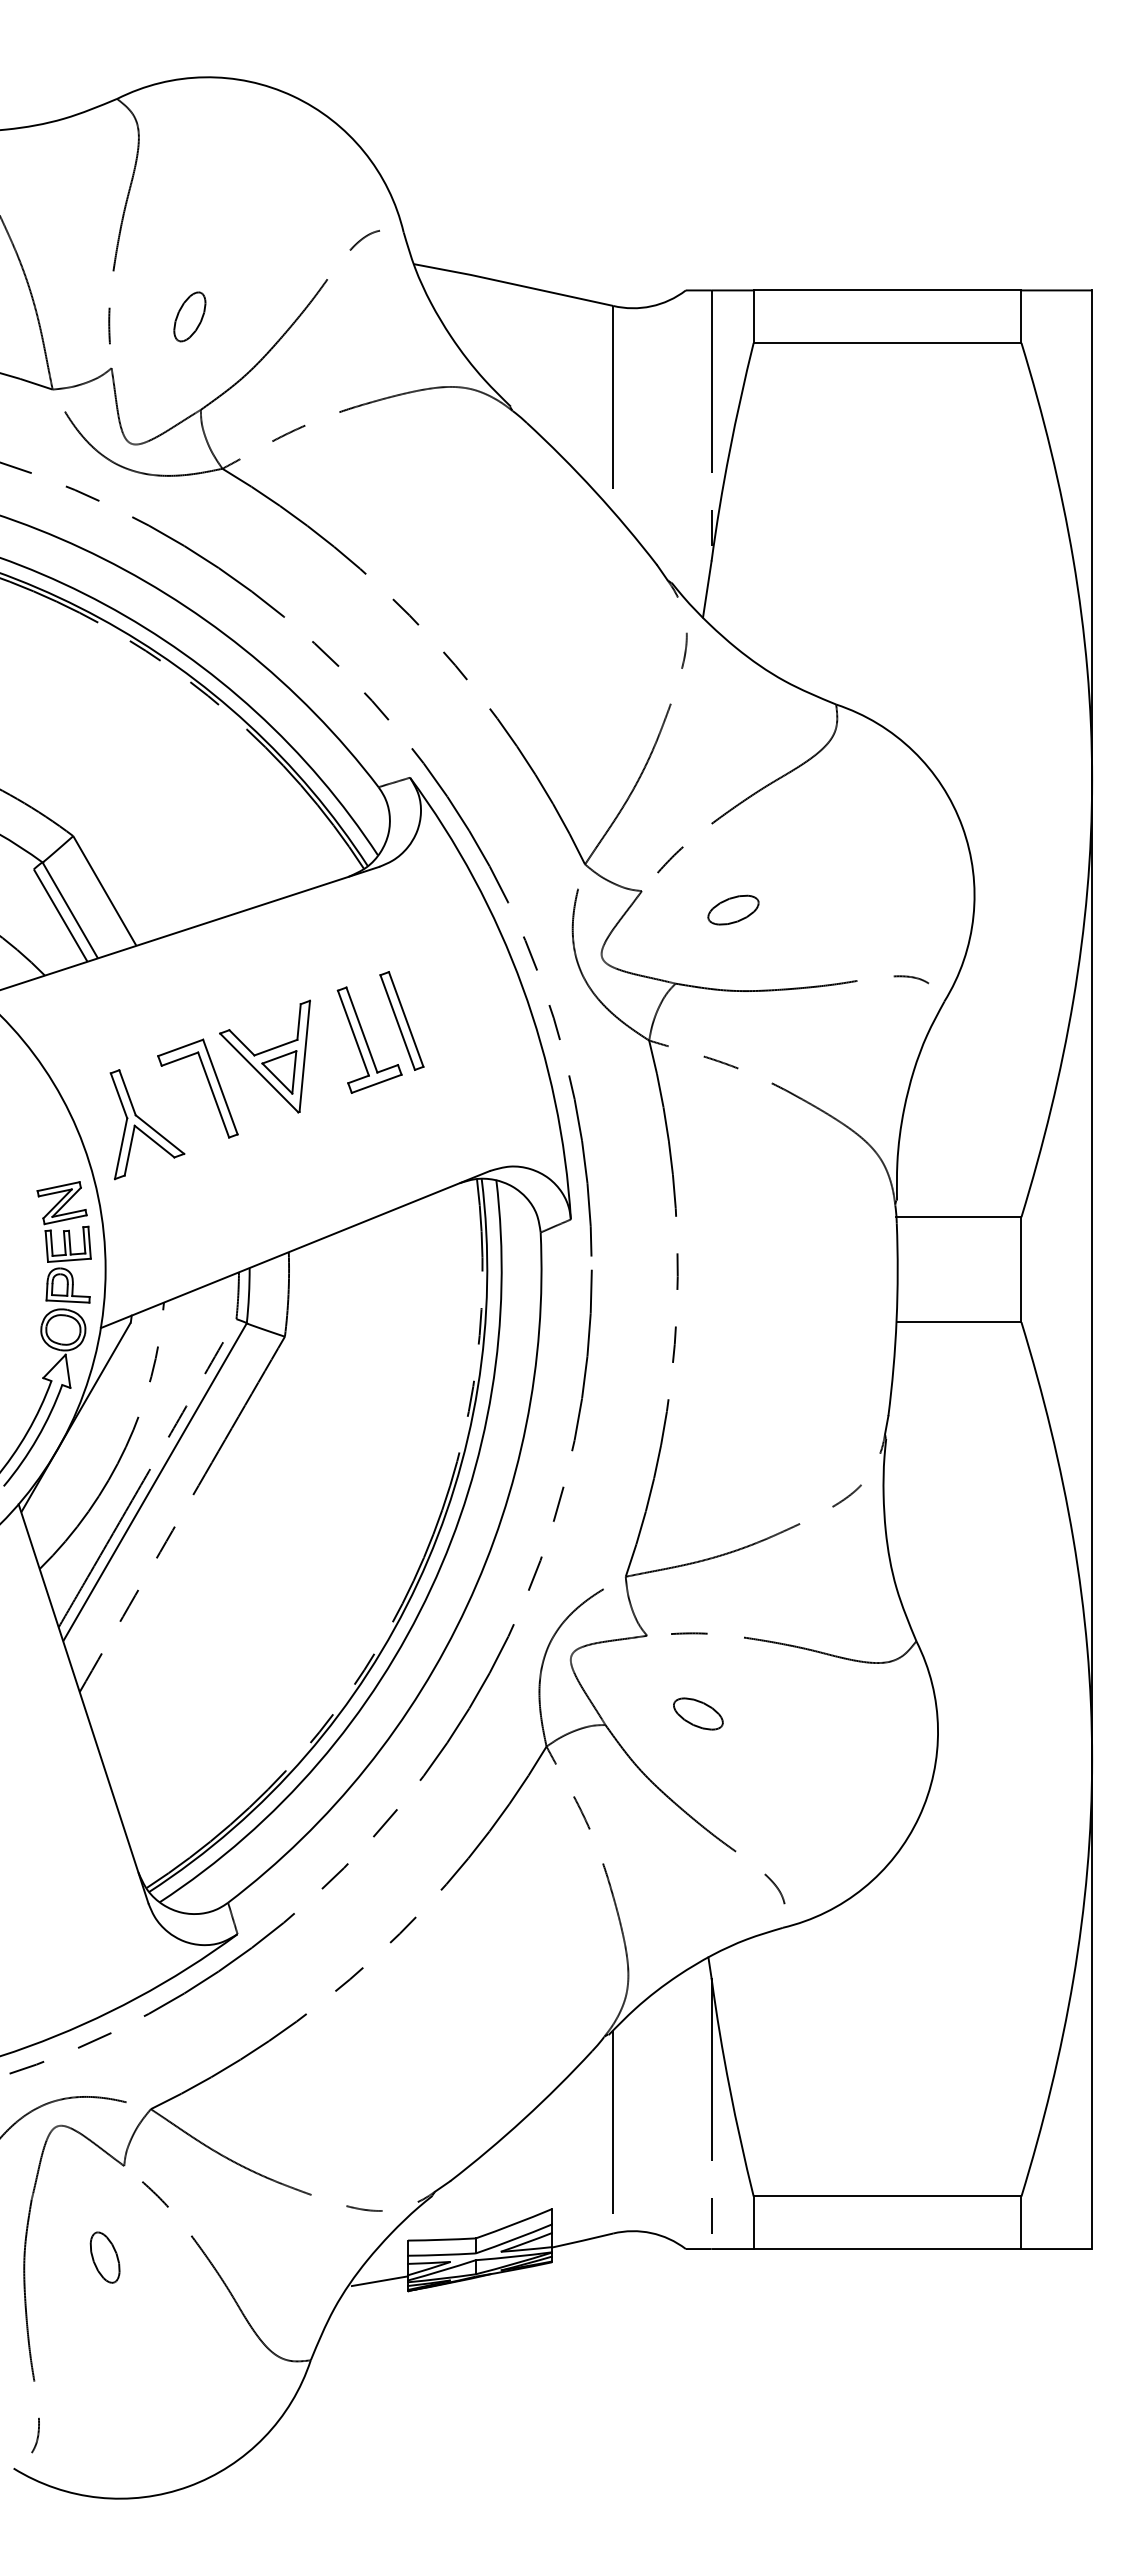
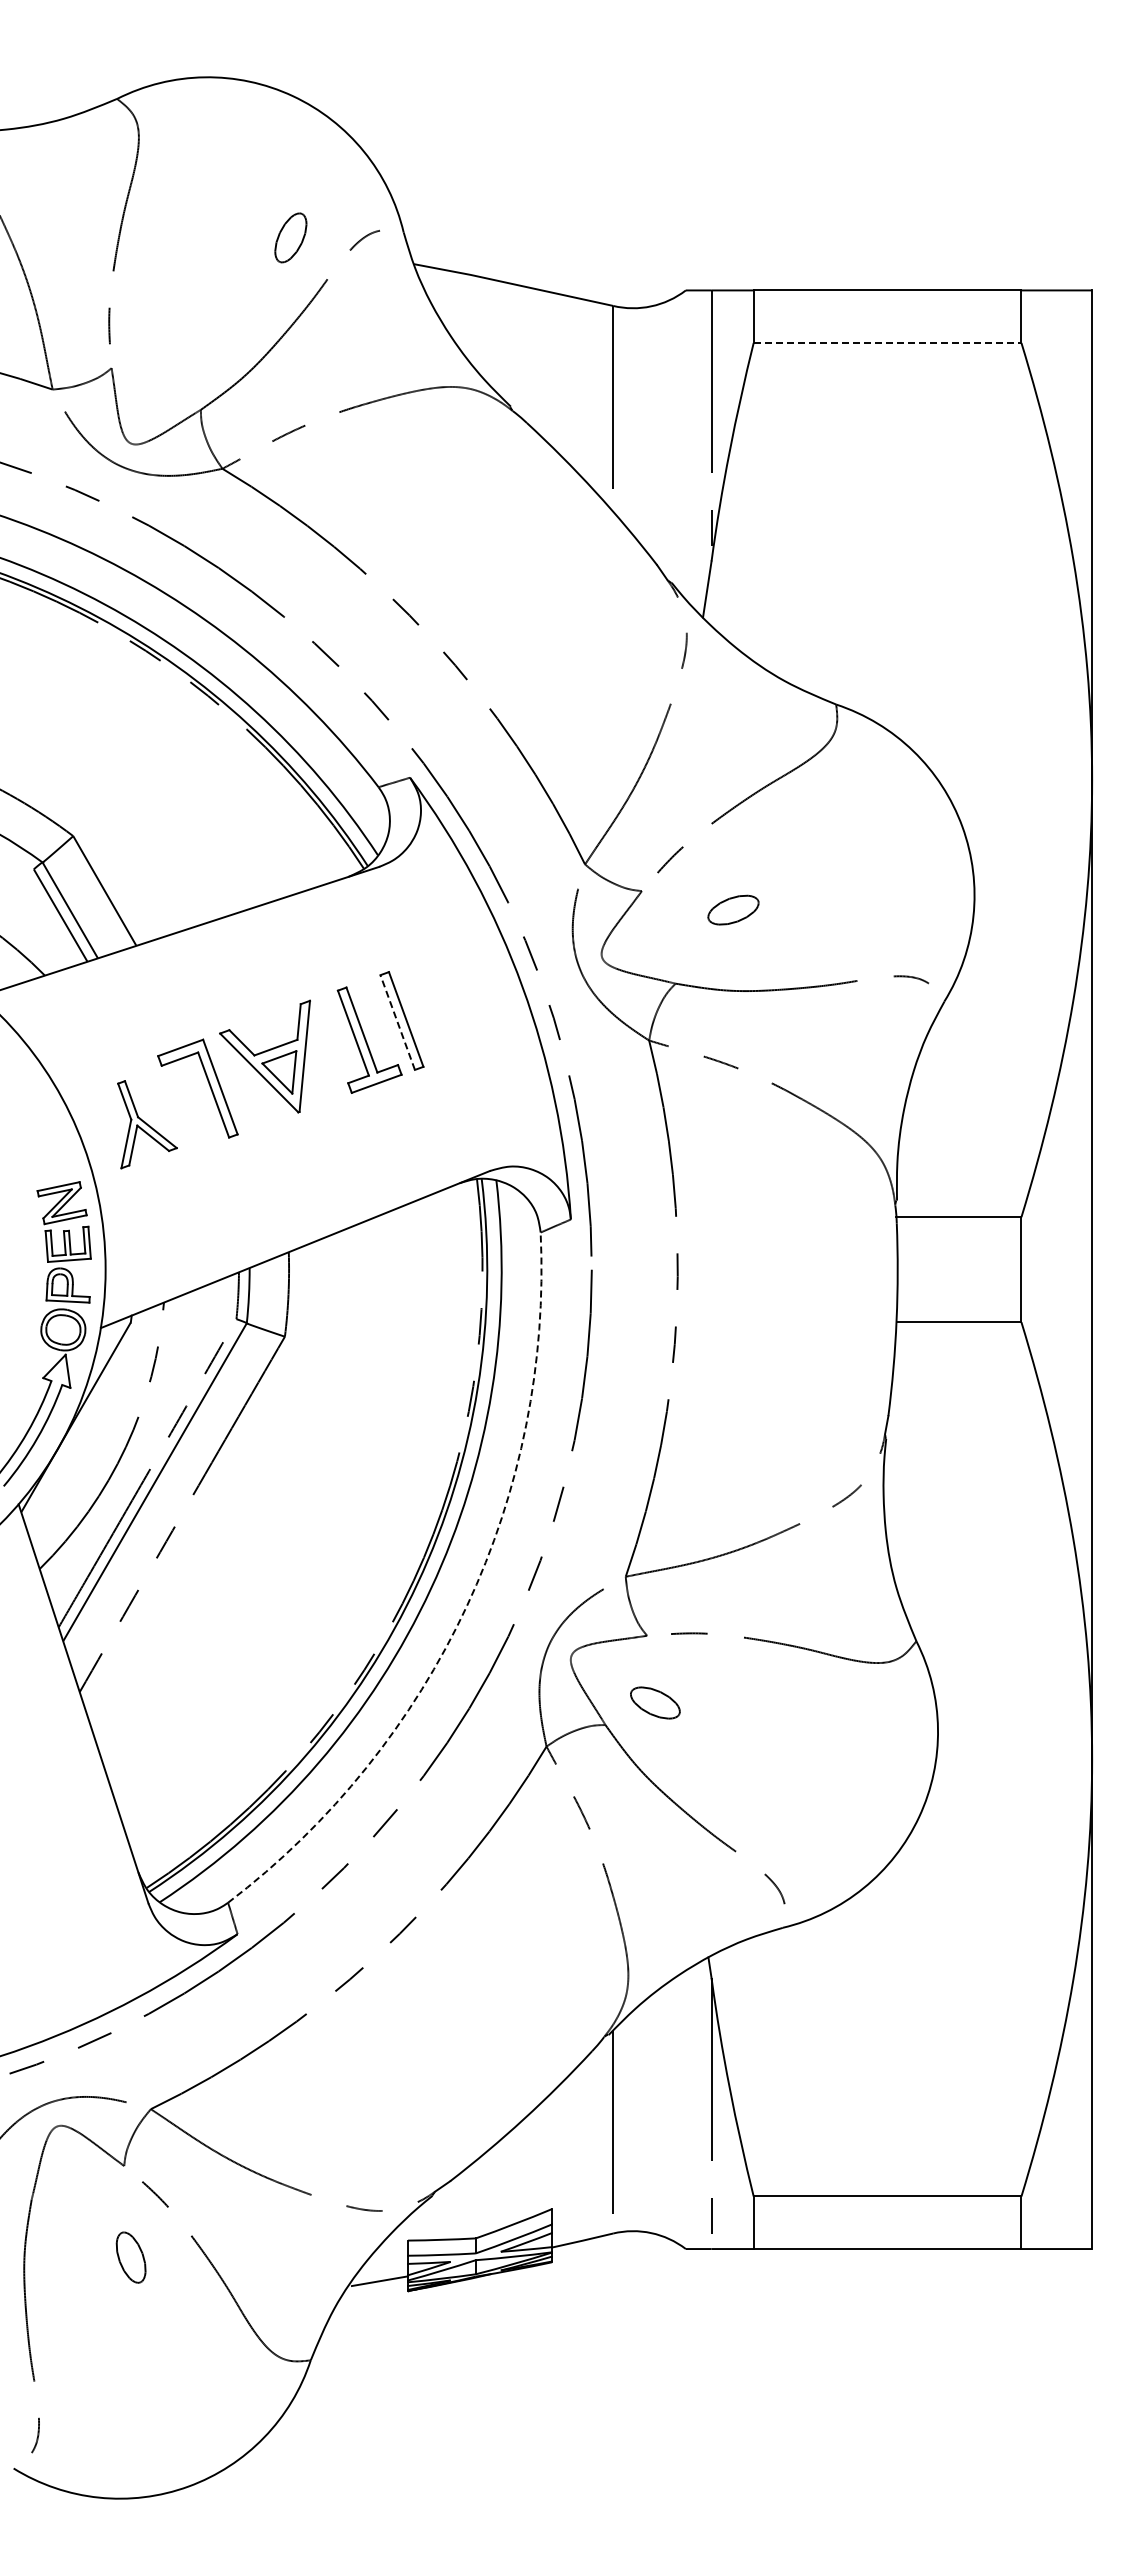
part position: (189, 316) -> (290, 237) (290, 237)
line: solid -> dashed (887, 343)
line: solid -> dashed (397, 1022)
part size: 77x112 px -> 61x90 px (147, 1124)
arc: solid -> dashed (466, 1606)
part position: (698, 1713) -> (655, 1702) (655, 1702)
part position: (104, 2257) -> (130, 2257) (130, 2257)
